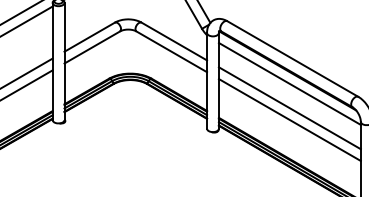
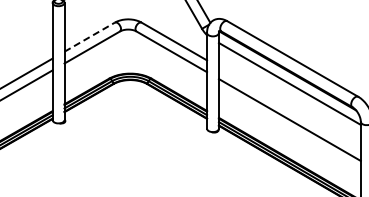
line: present -> none (20, 12)
line: present -> none (27, 20)
line: solid -> dashed (90, 36)
line: present -> none (289, 108)
